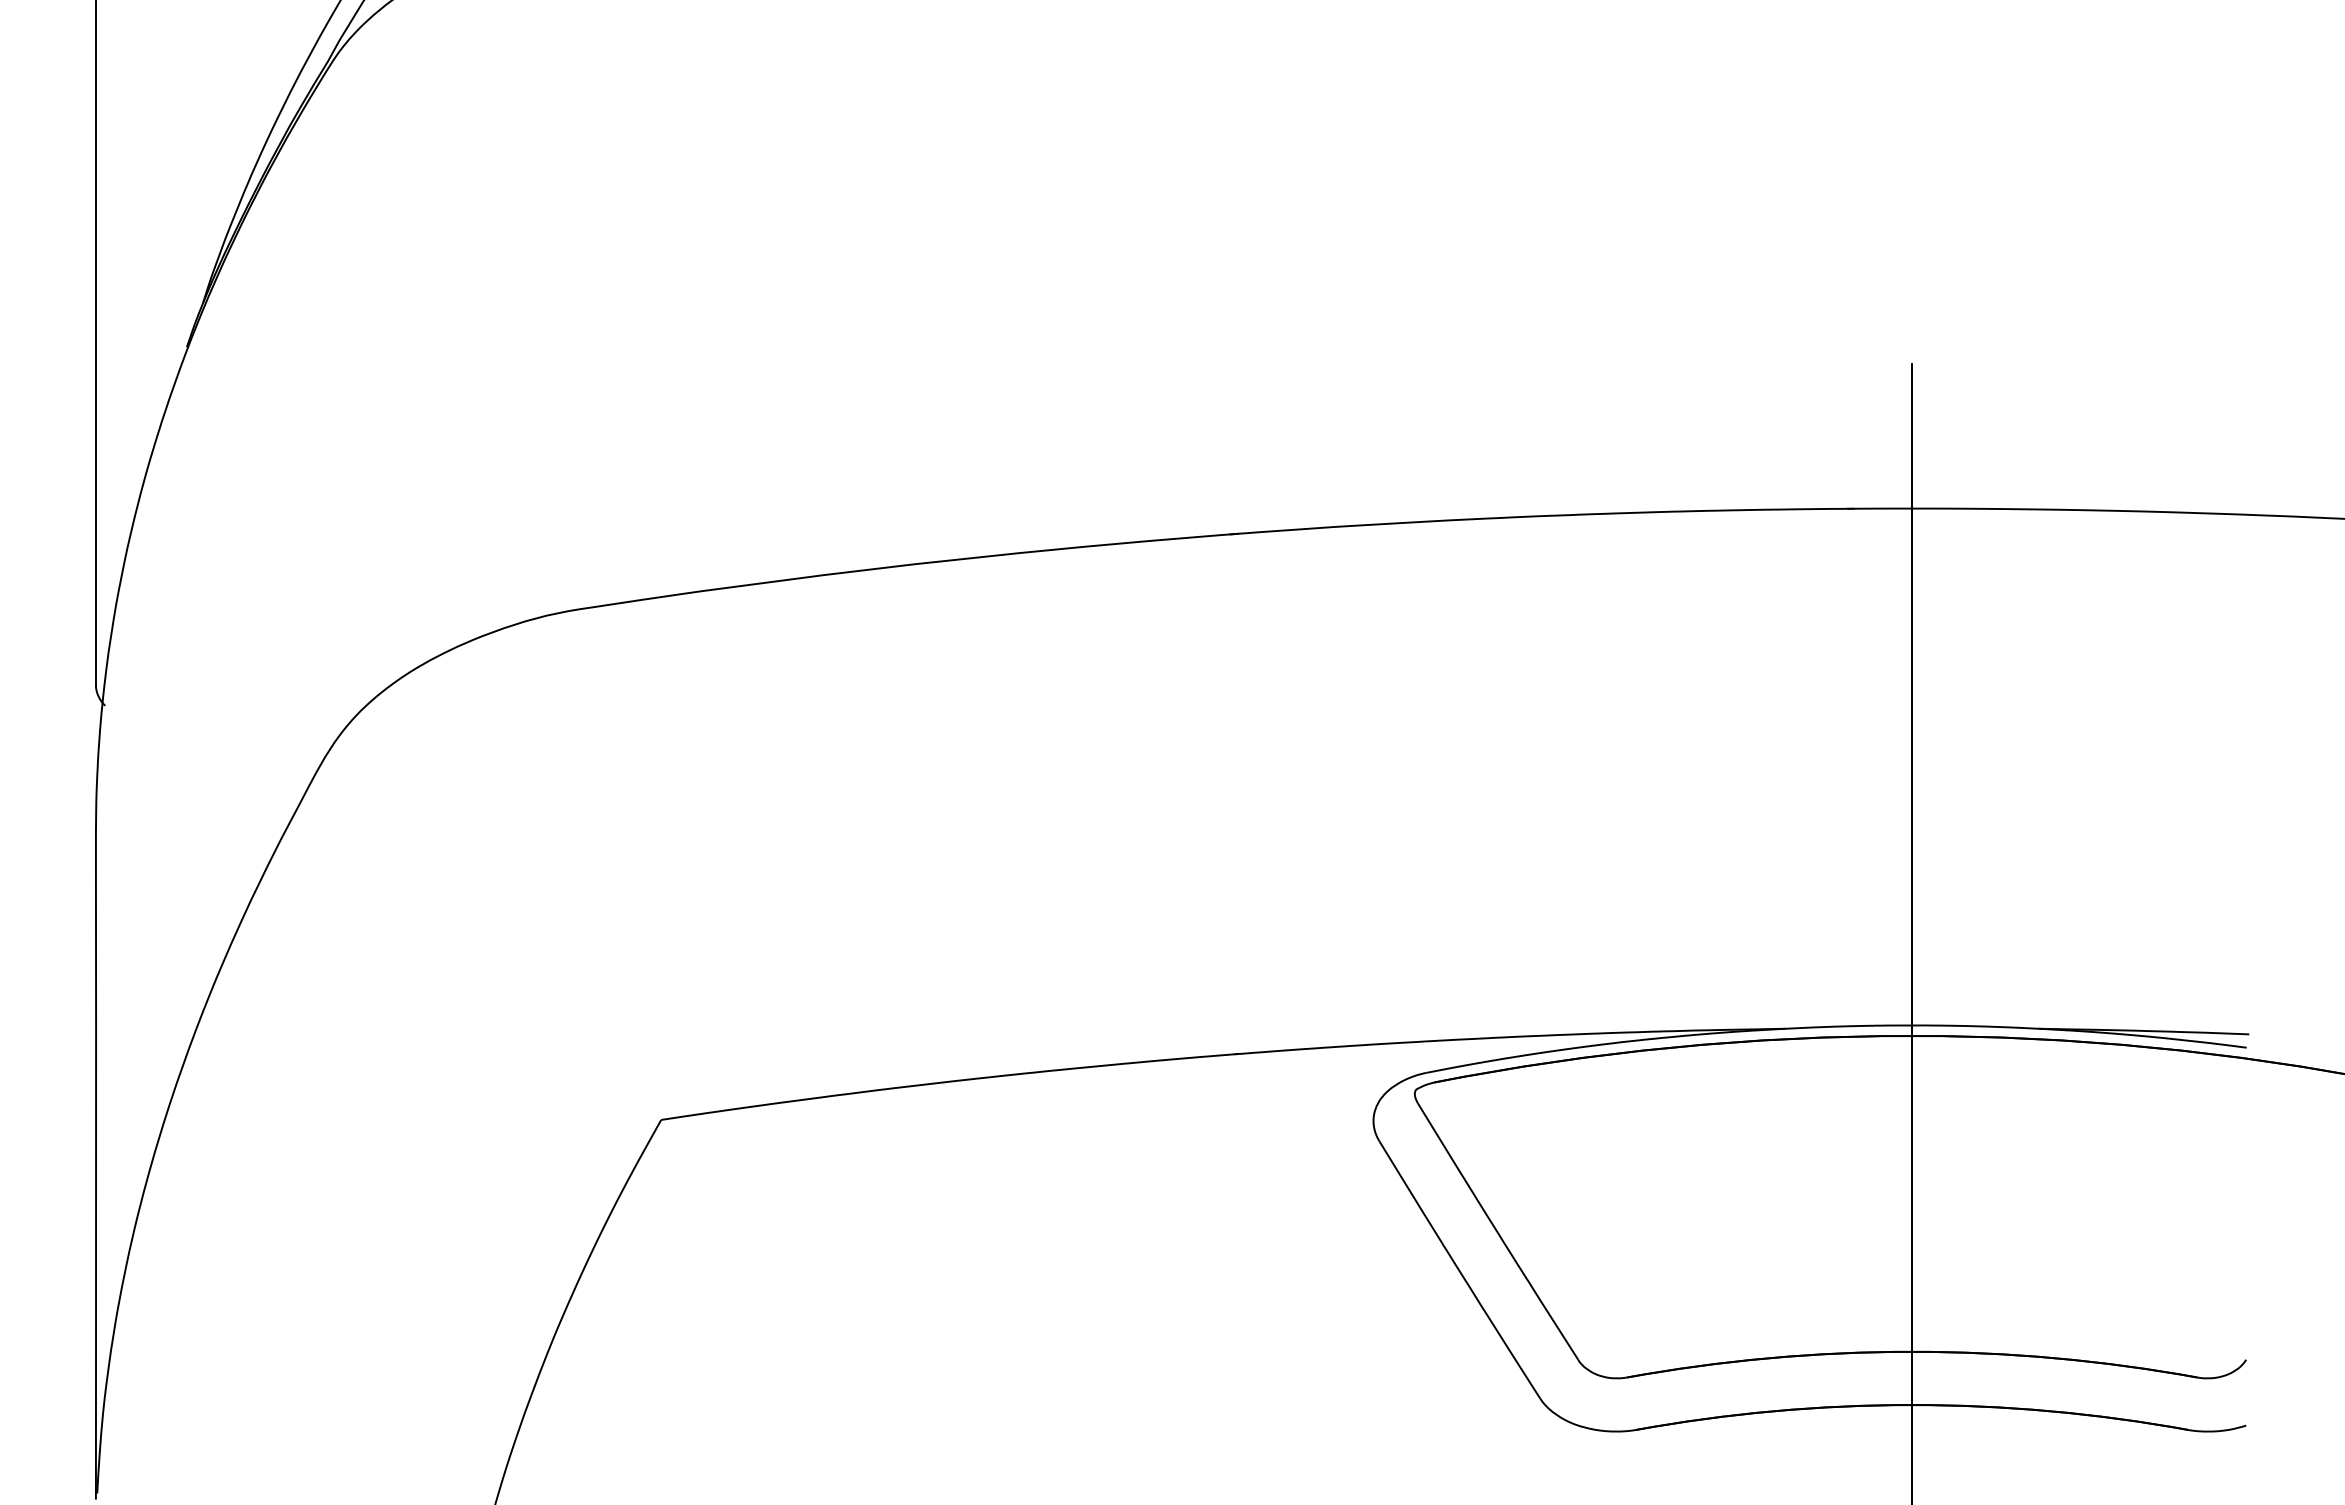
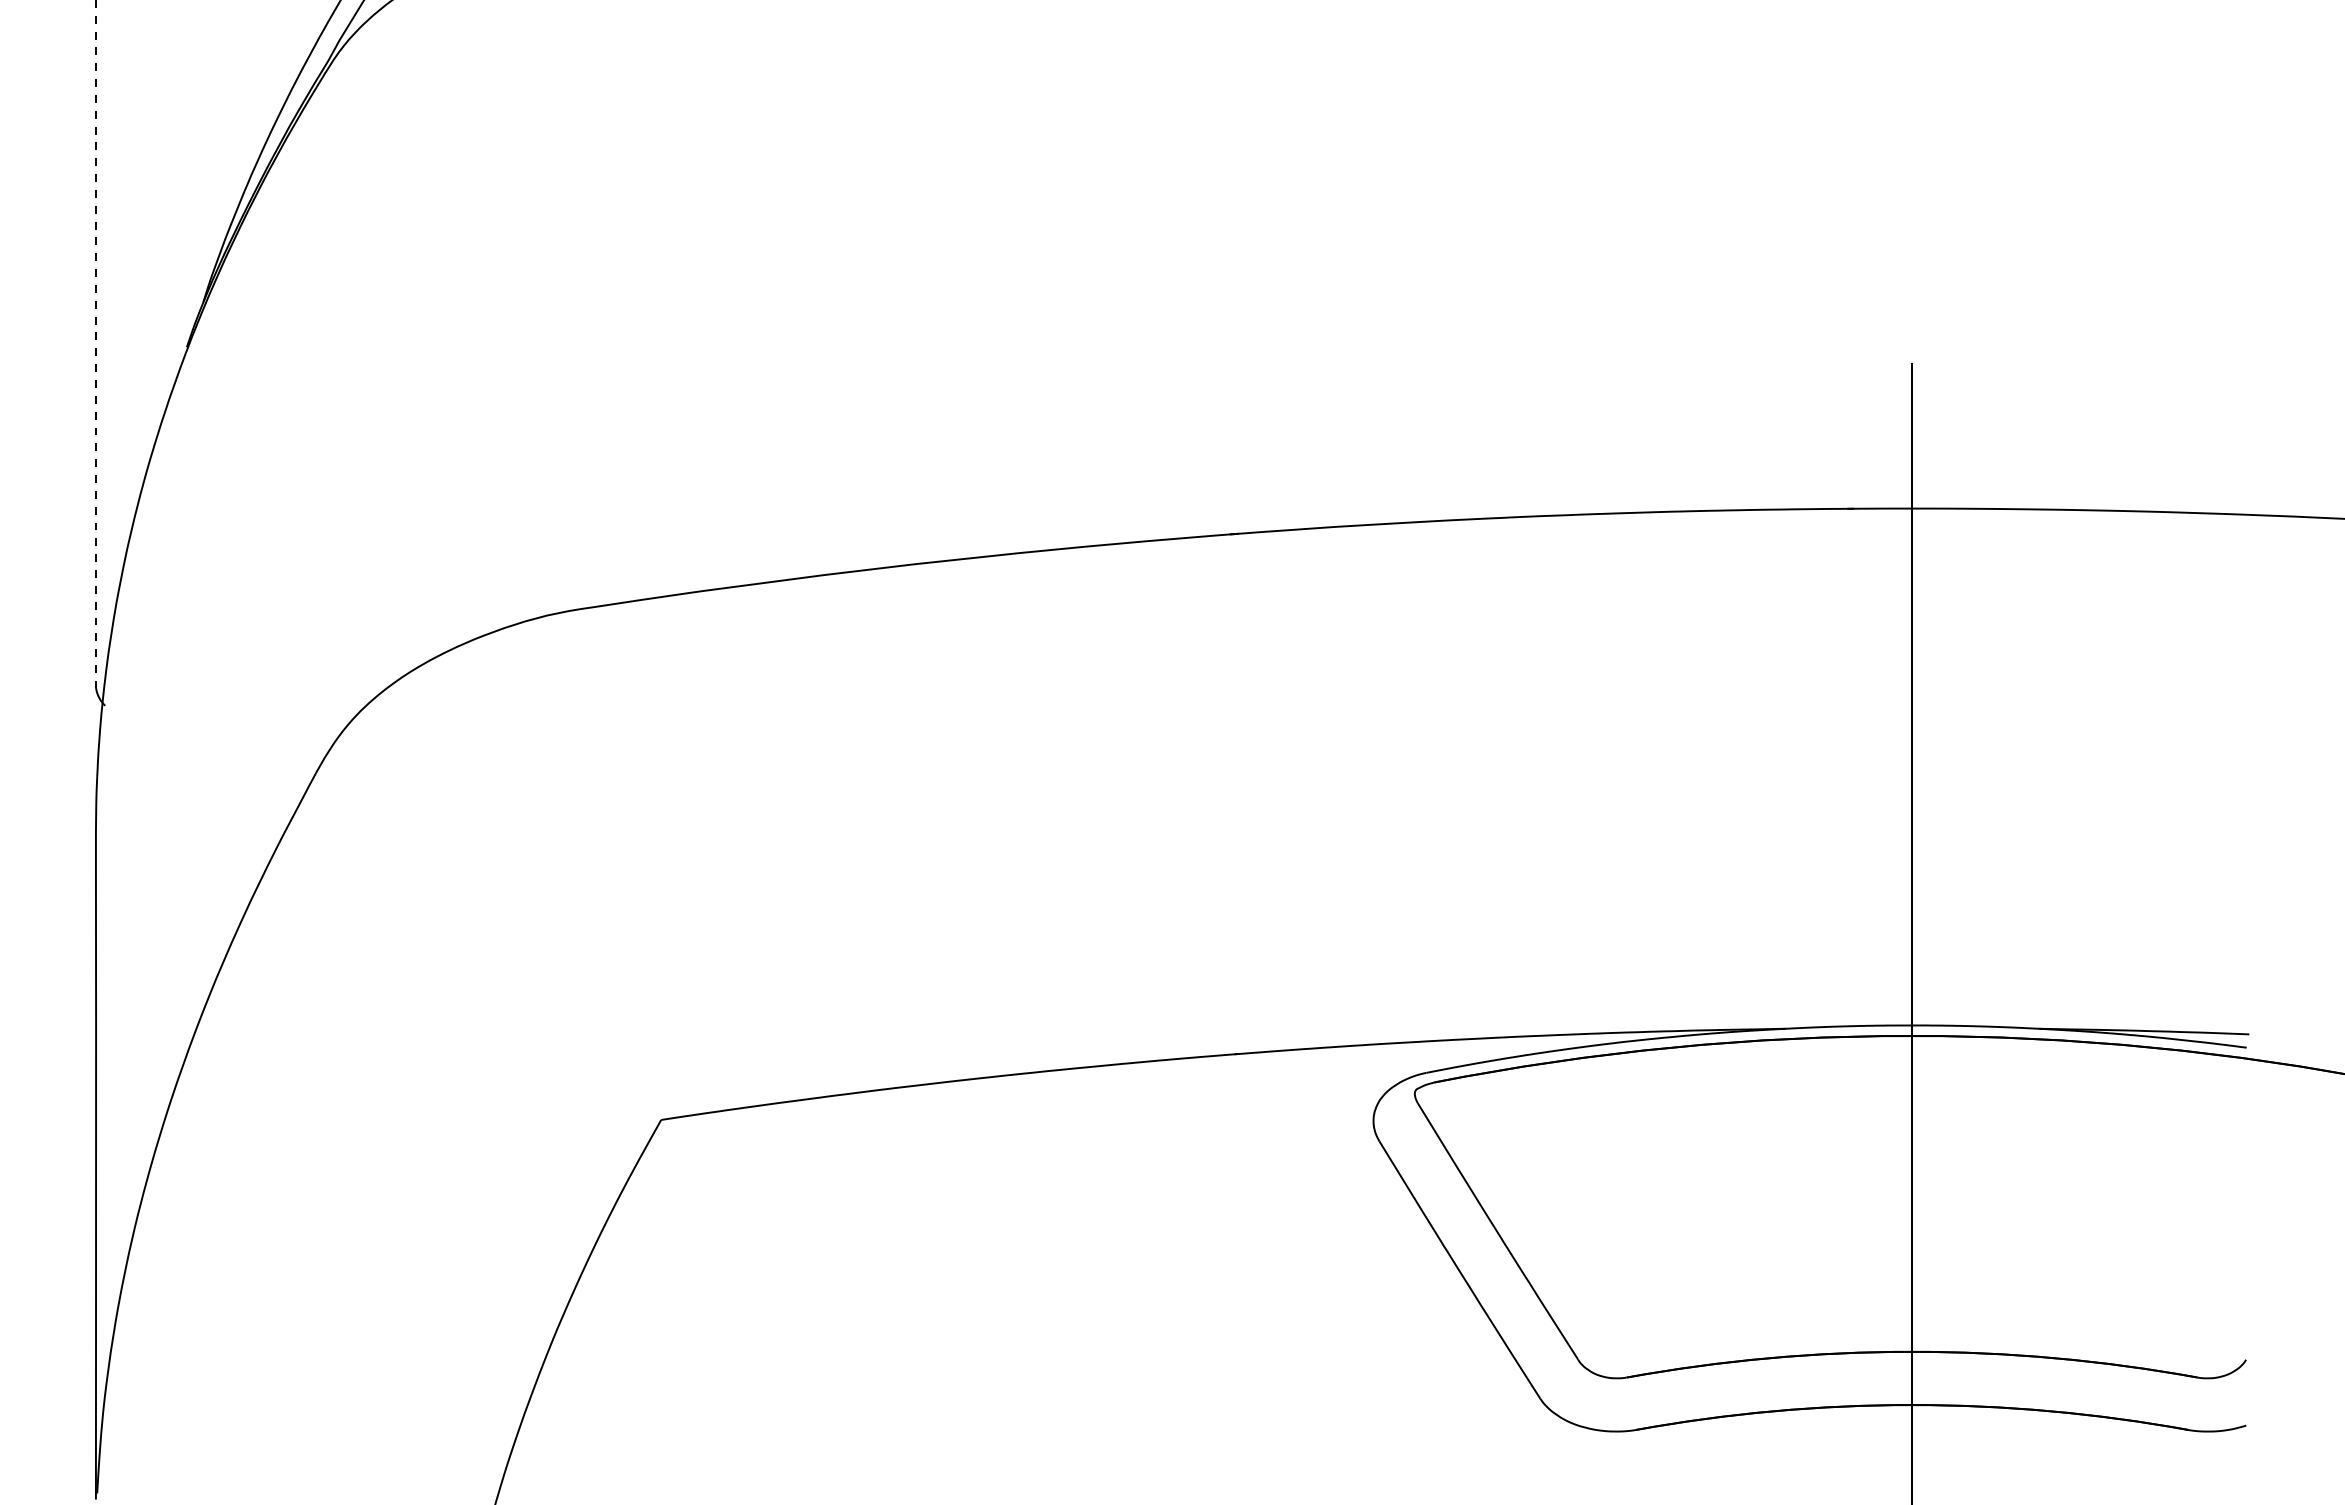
line: solid -> dashed (96, 343)
